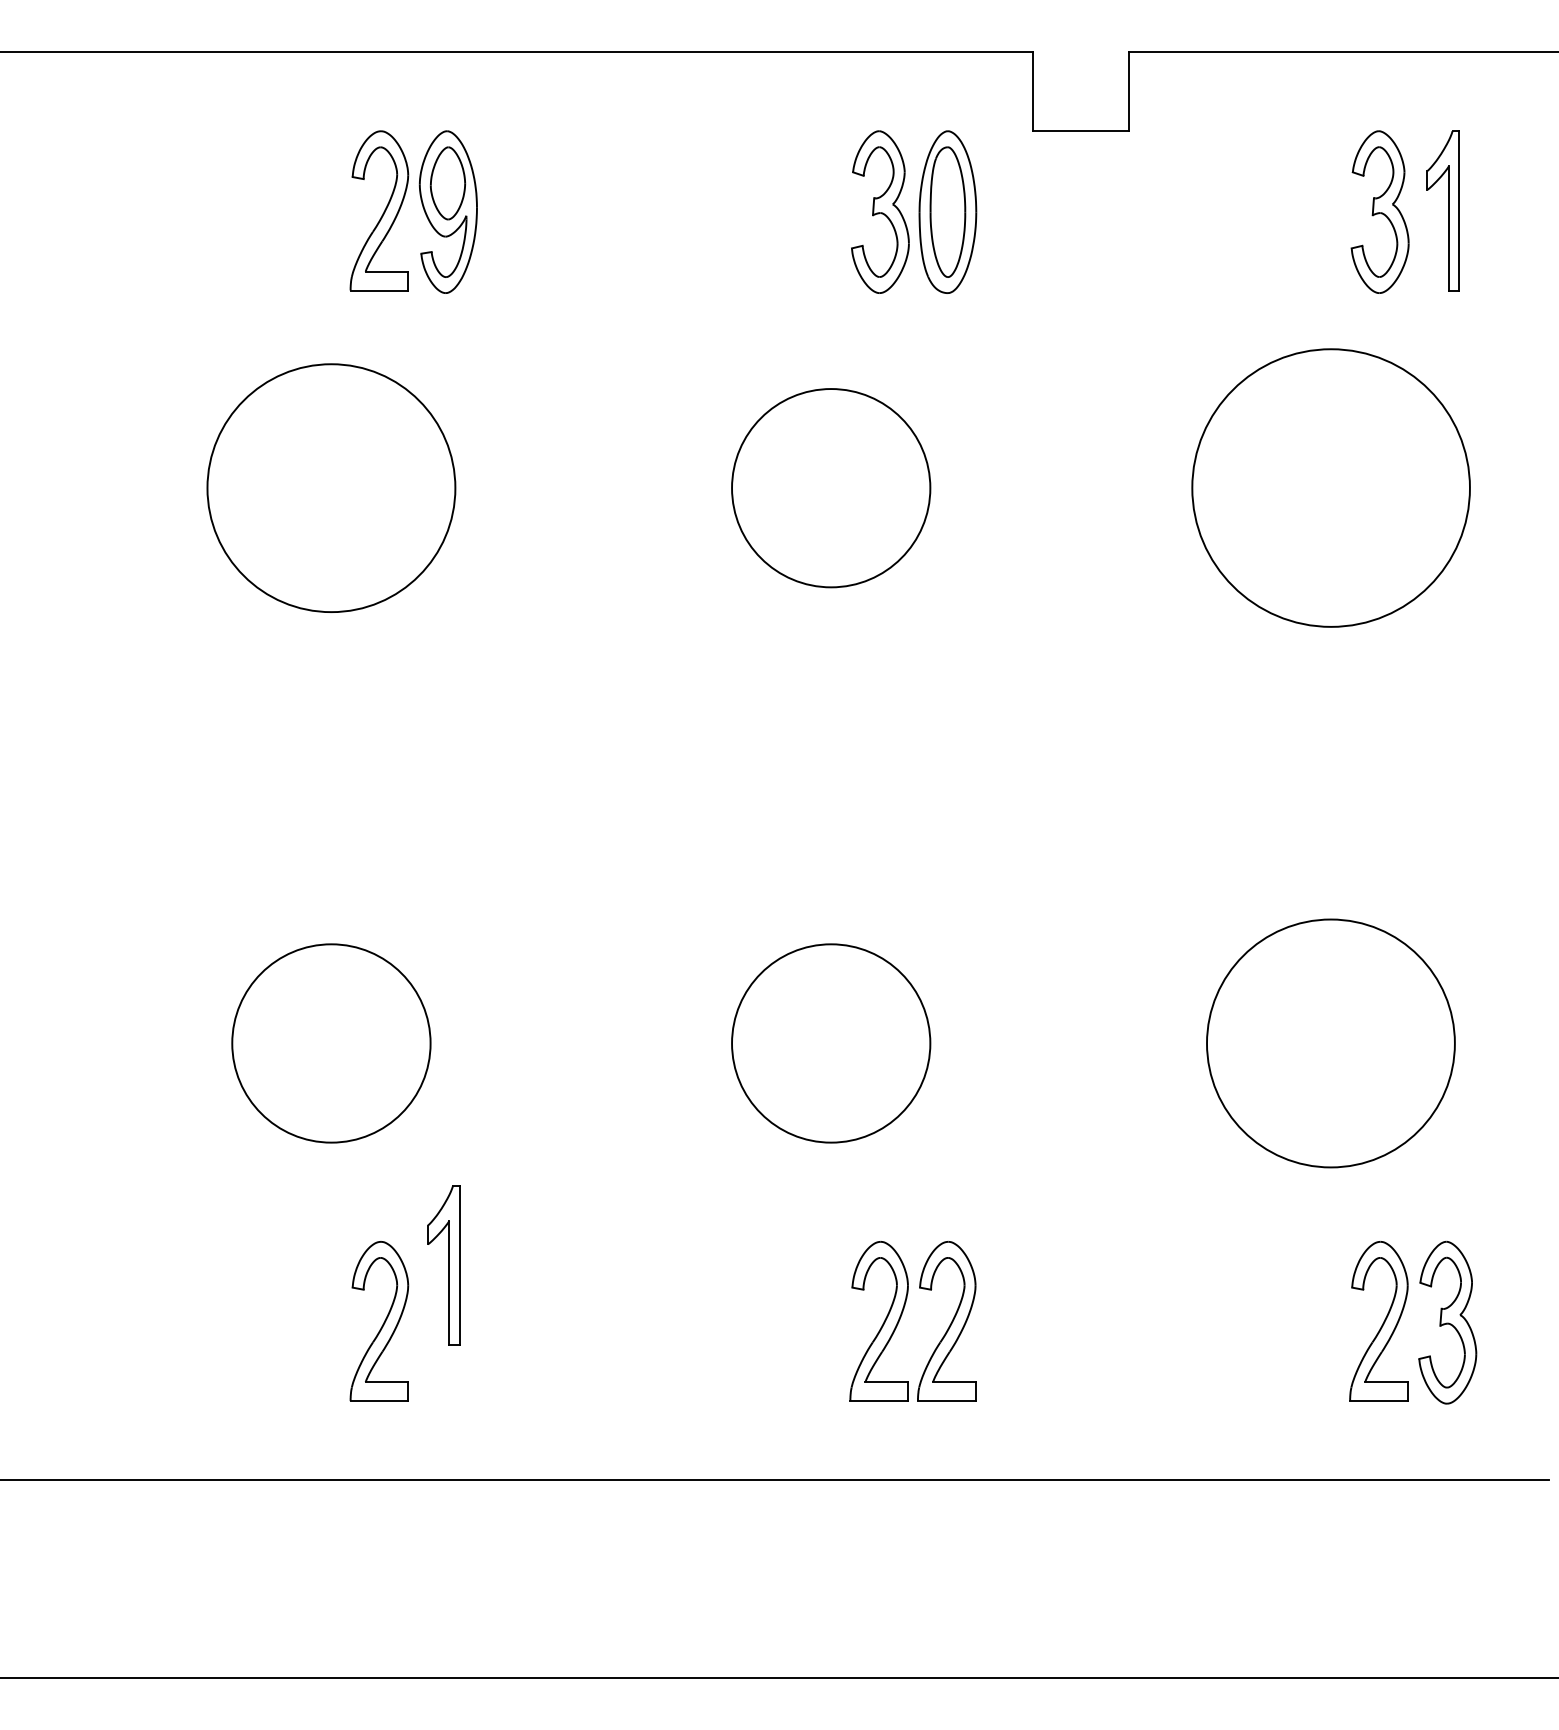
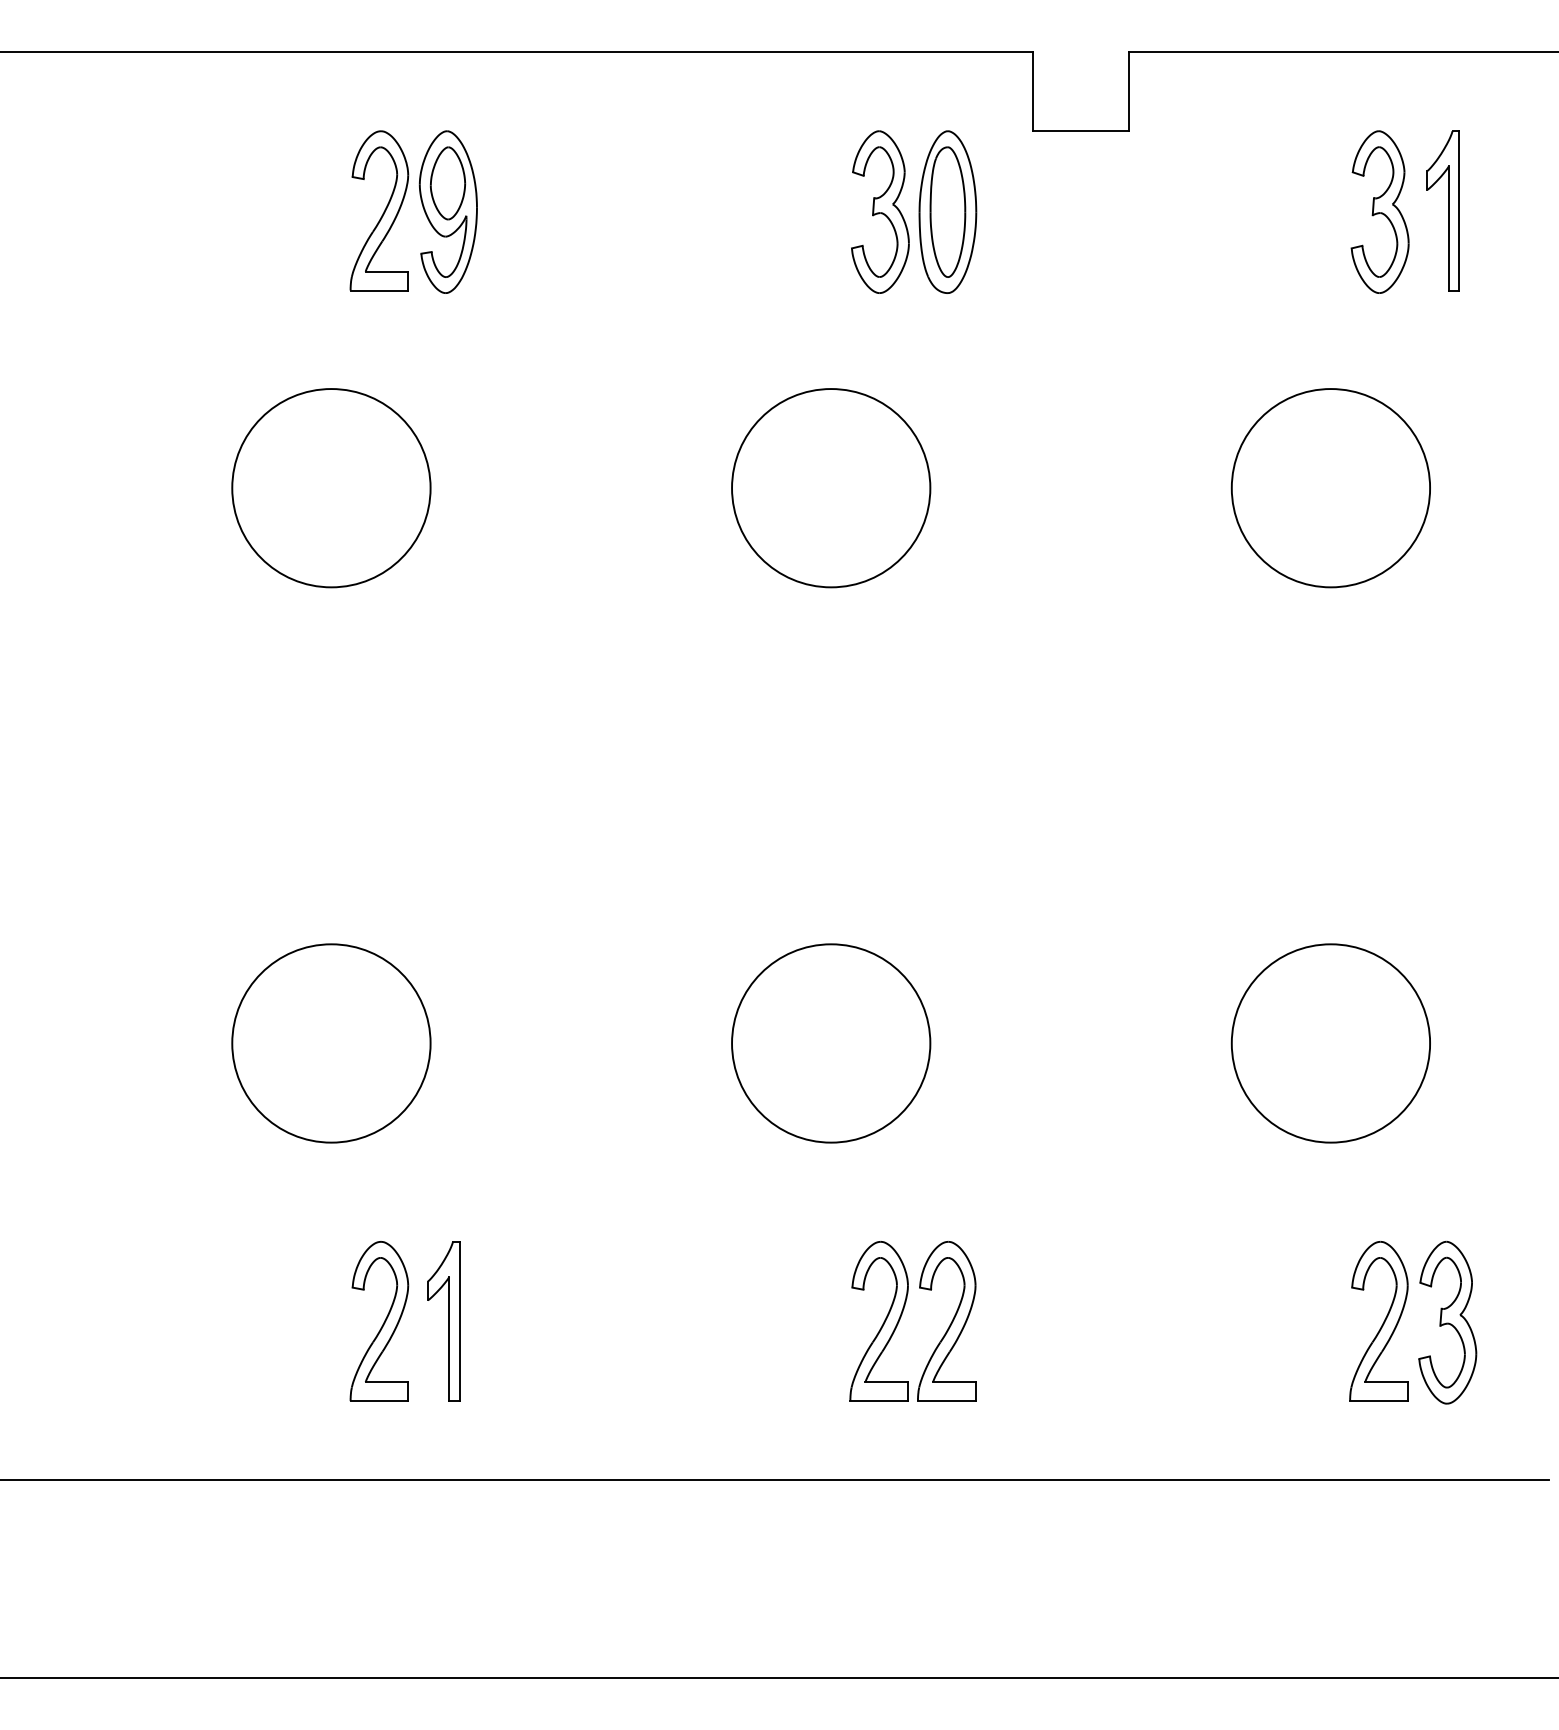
circle size: 280x280 px -> 201x201 px (1330, 488)
circle diameter: 248 px -> 198 px (331, 488)
circle diameter: 248 px -> 198 px (1330, 1043)
part position: (443, 1265) -> (443, 1321) (443, 1321)
